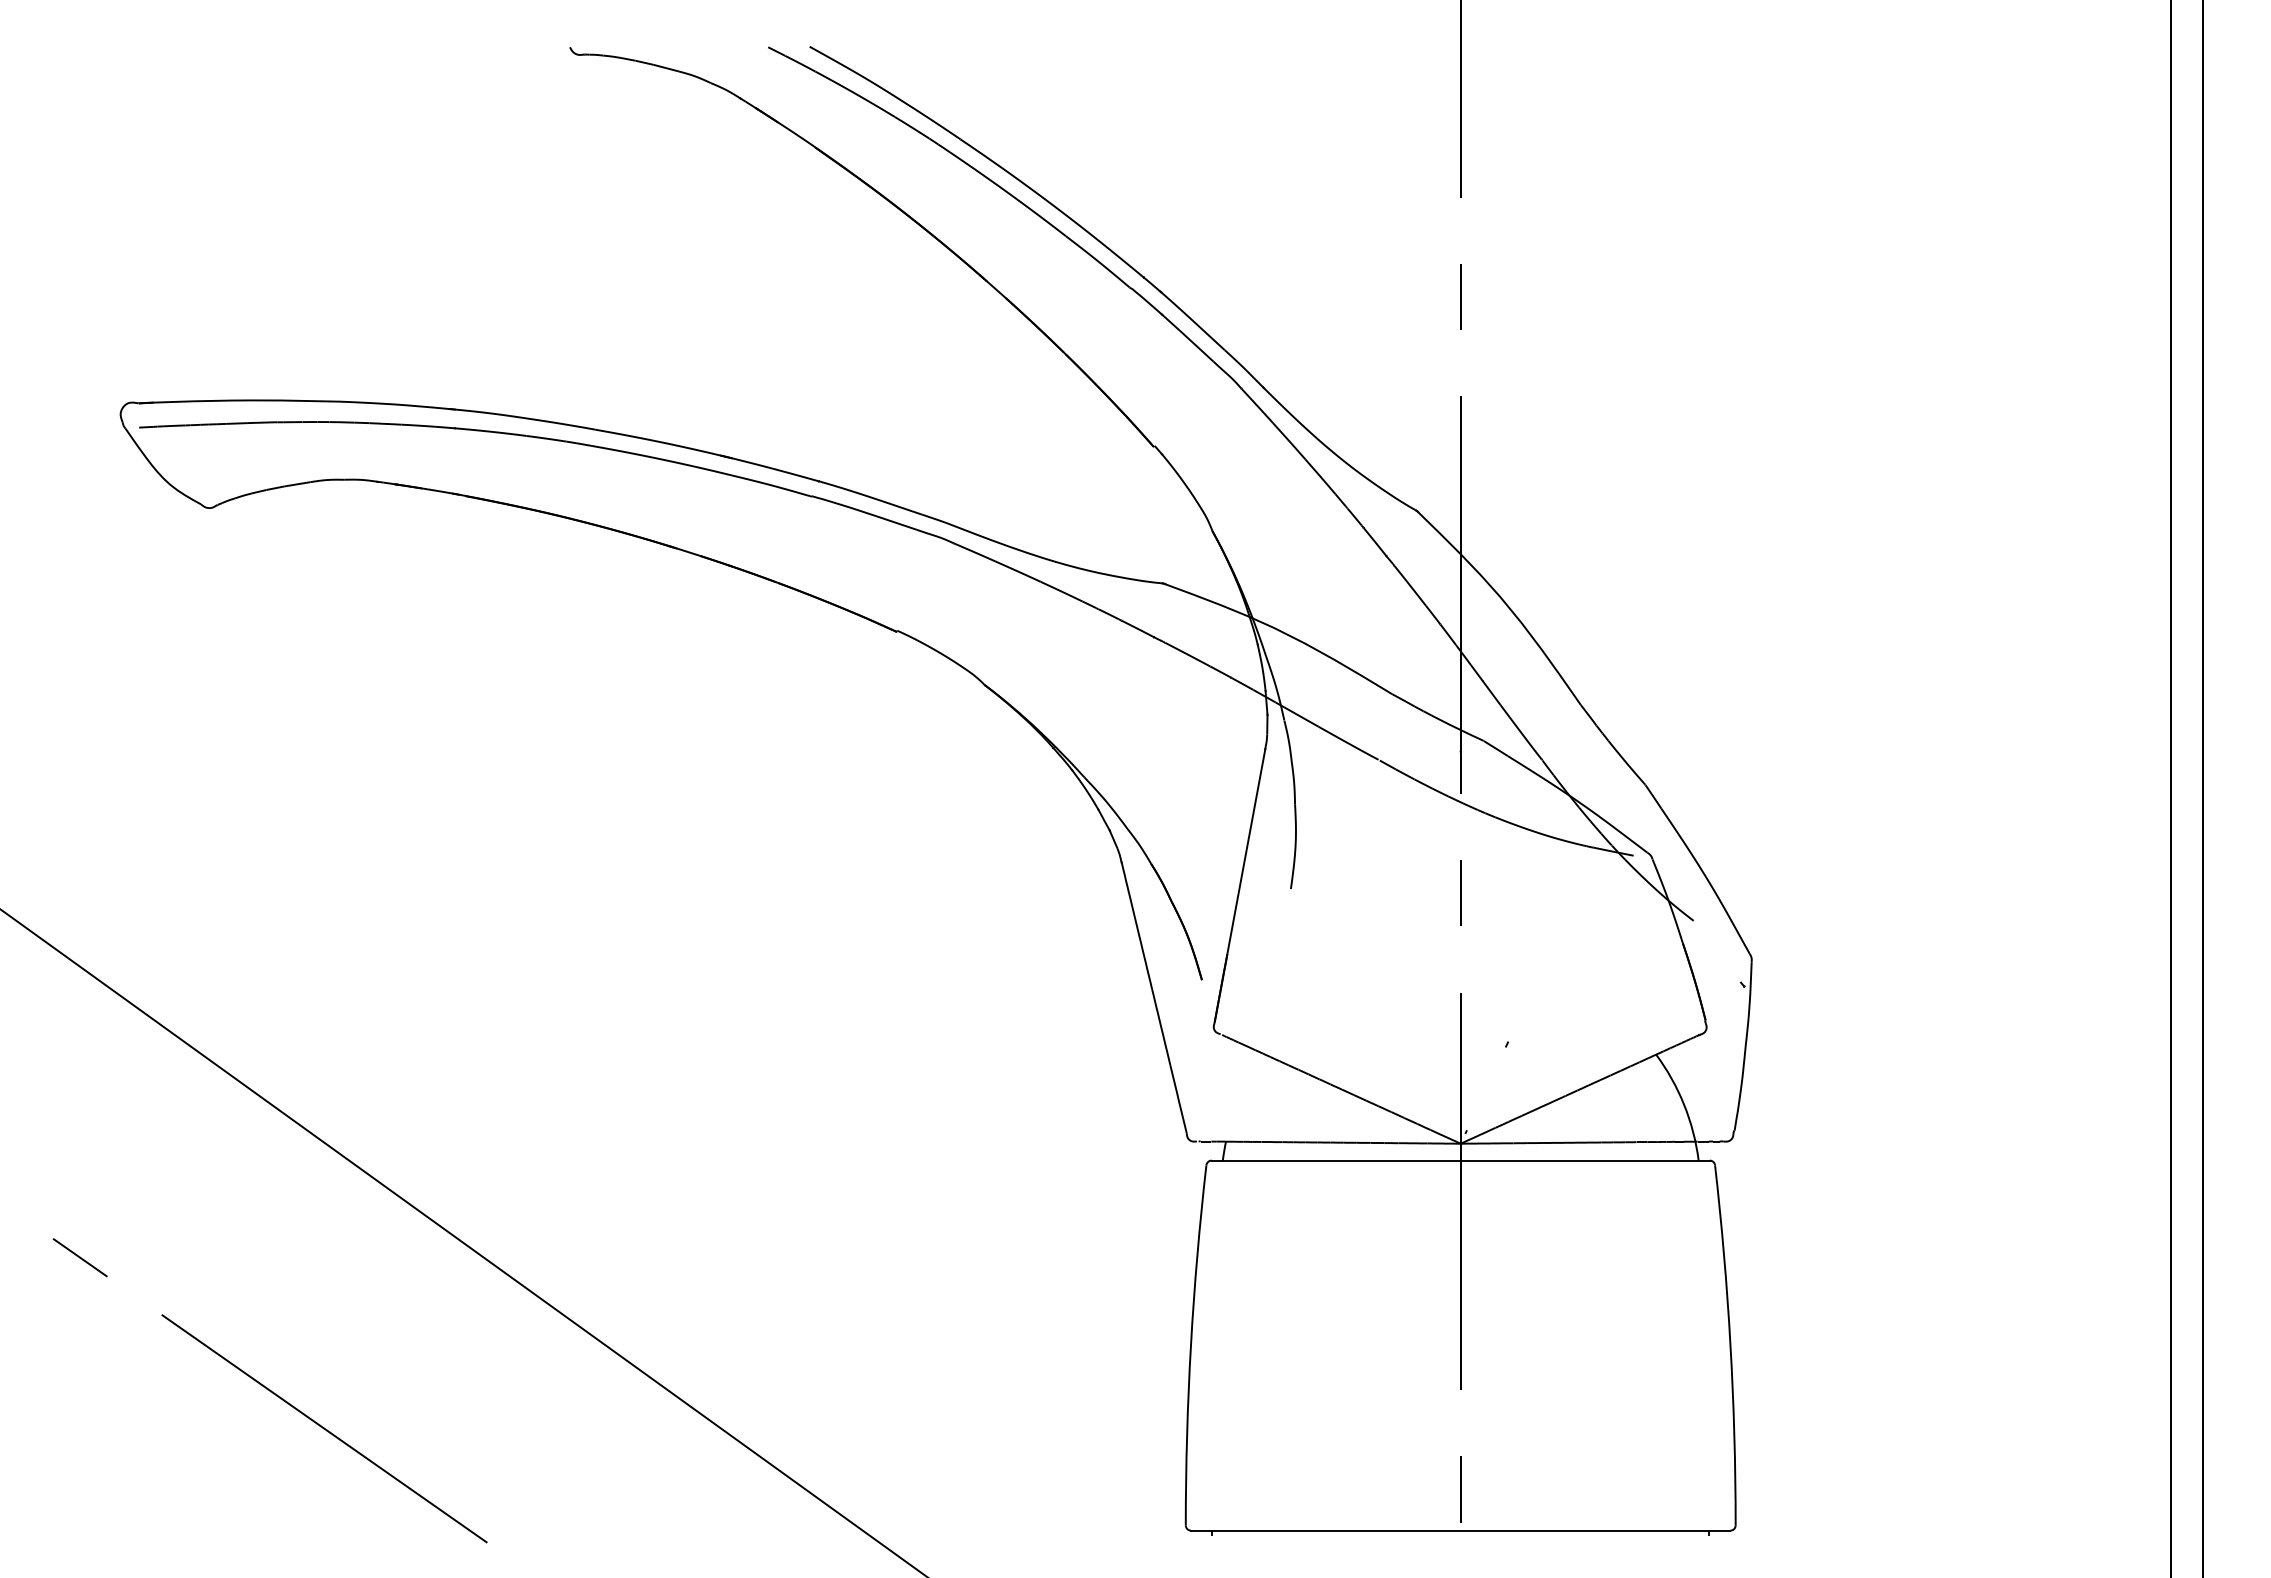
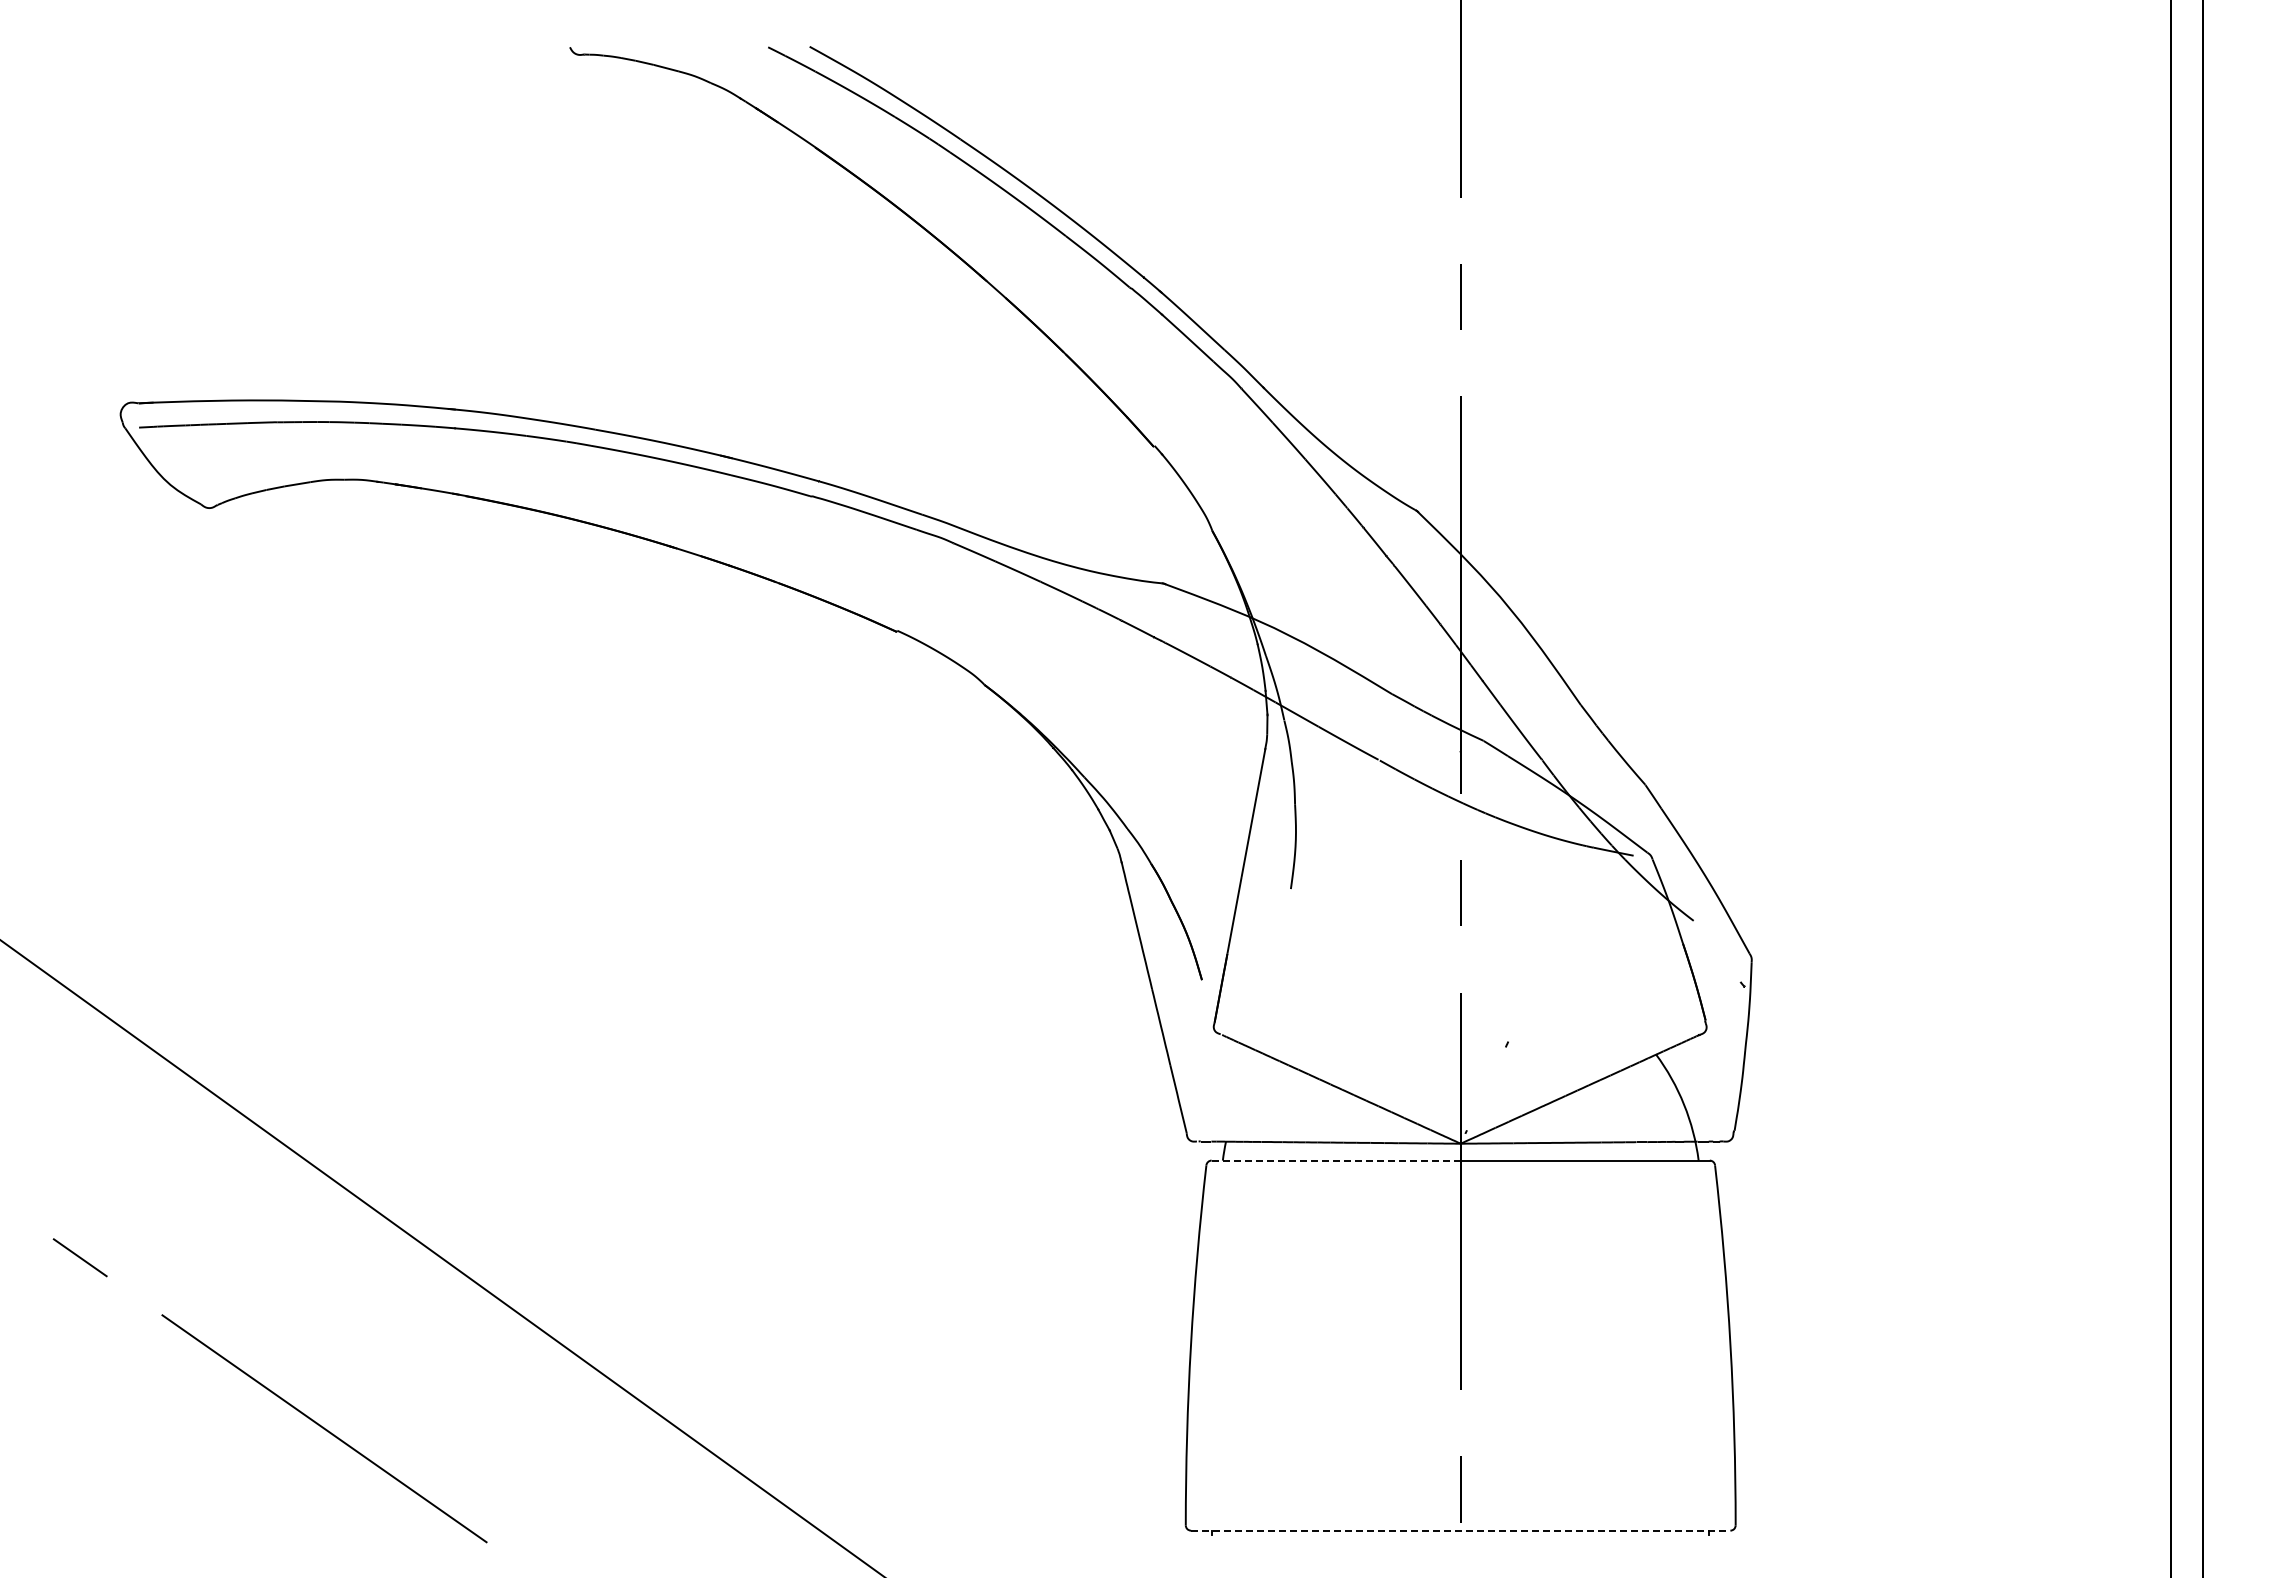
line: solid -> dashed (1336, 1160)
line position: (463, 1242) -> (441, 1257) (441, 1257)
line: solid -> dashed (1460, 1530)
